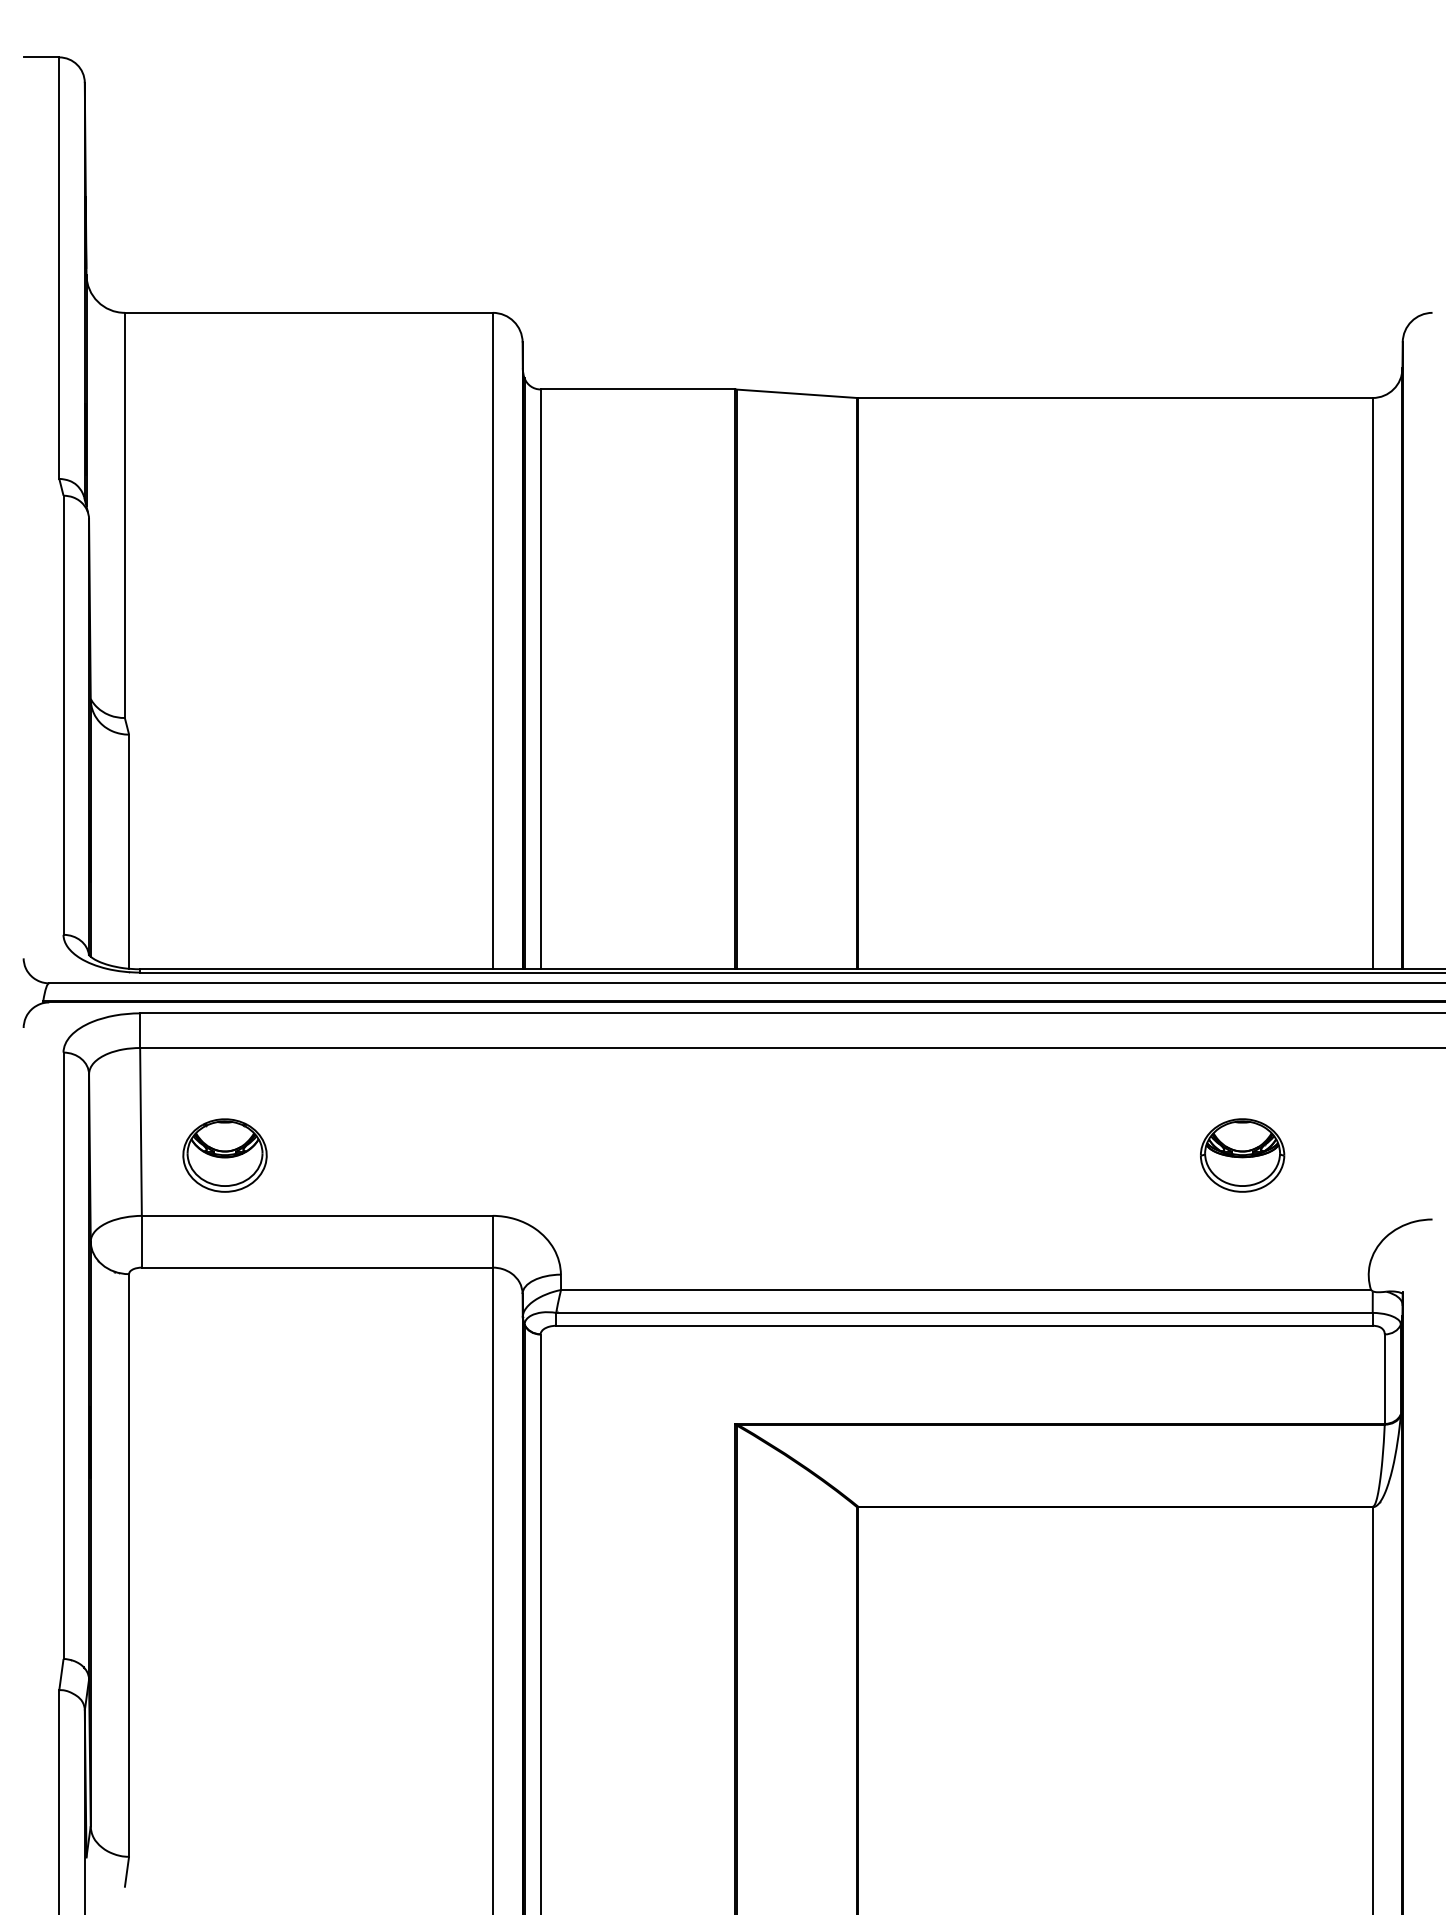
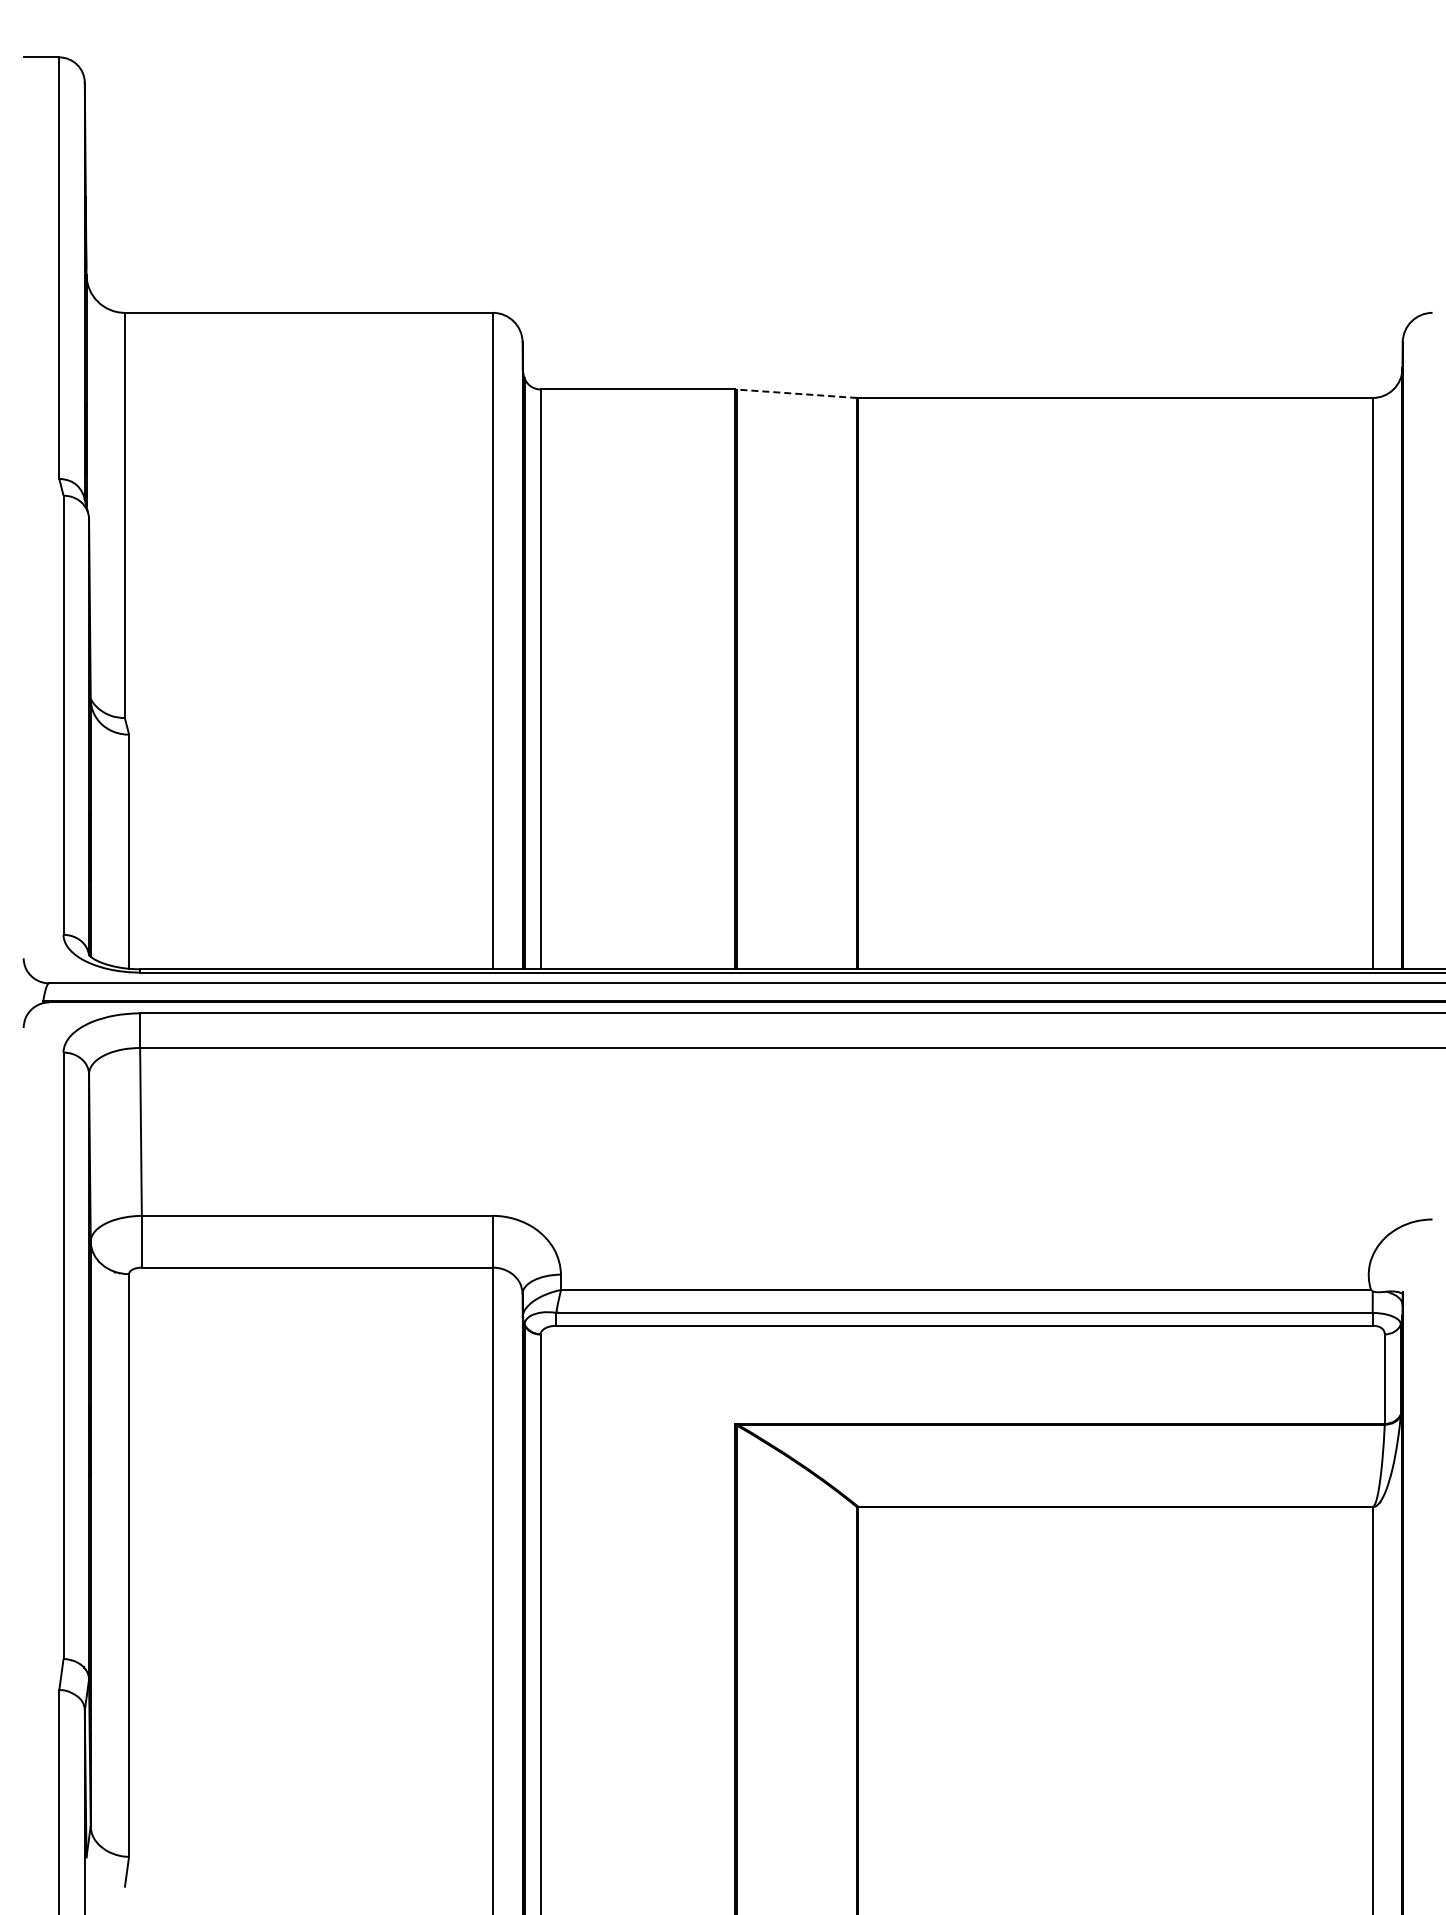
line: solid -> dashed (796, 393)
part: present -> none (224, 1155)
part: present -> none (1242, 1155)
